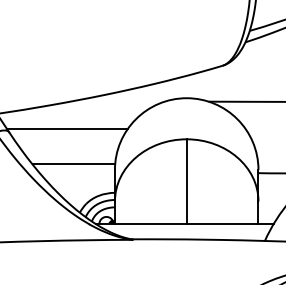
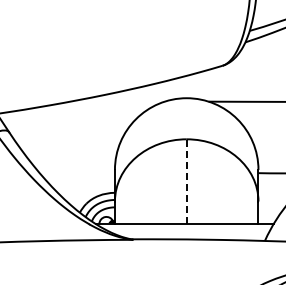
line: present -> none (67, 128)
line: present -> none (73, 164)
line: solid -> dashed (186, 181)
